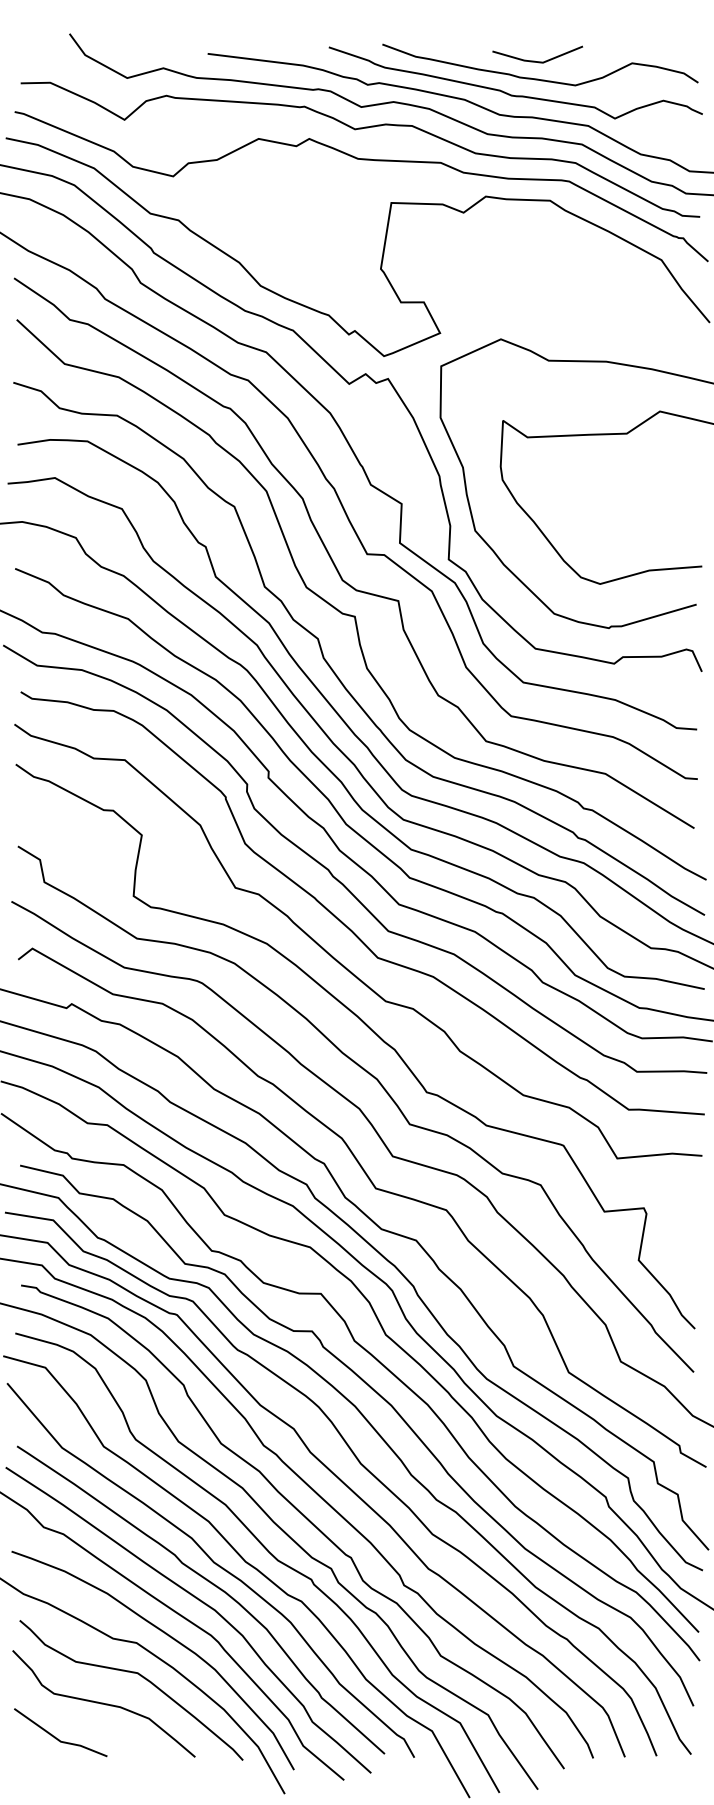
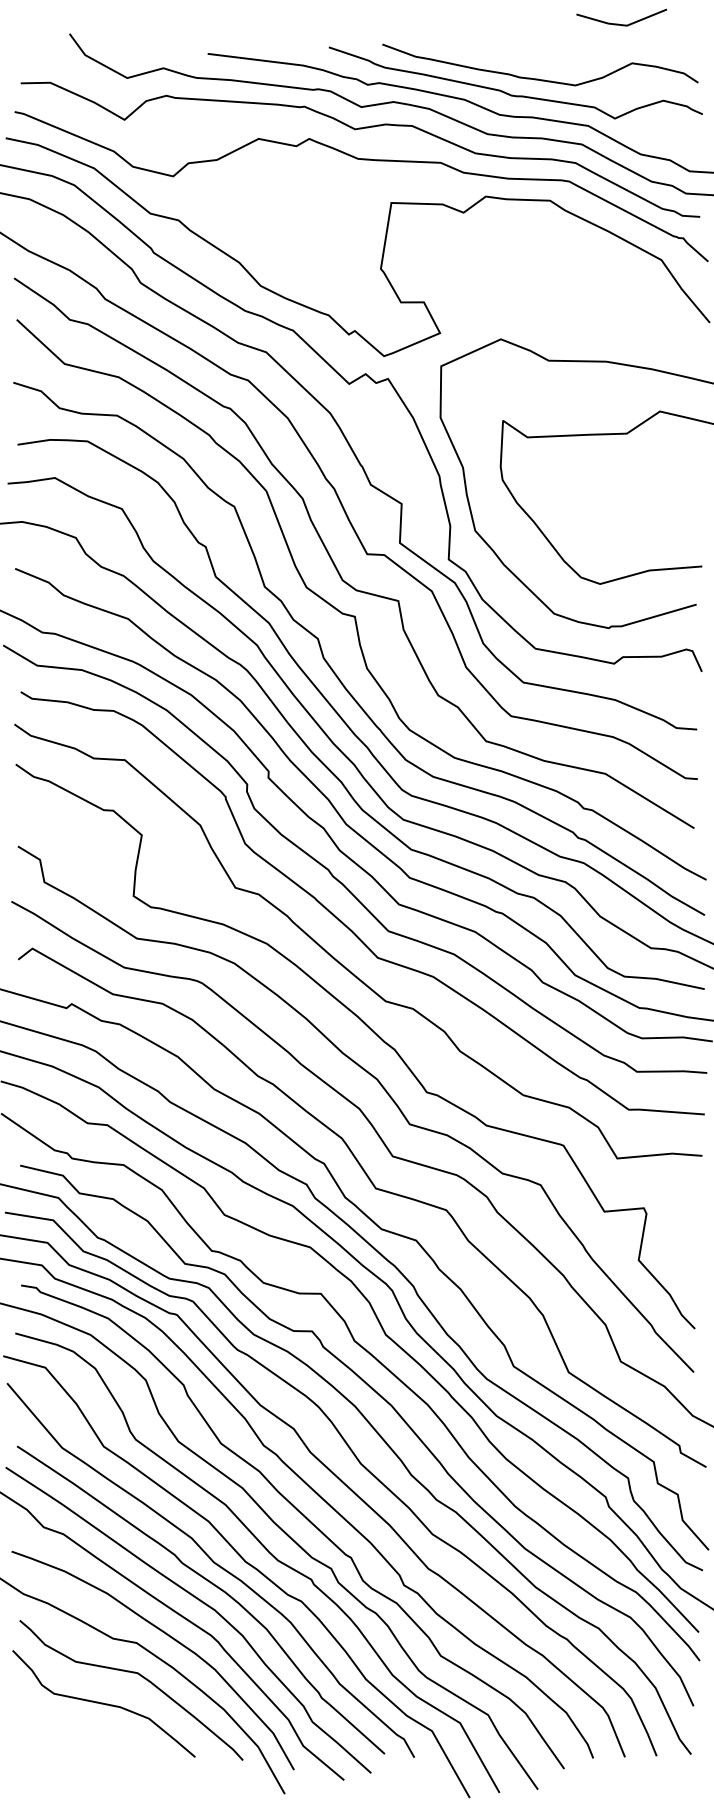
line position: (534, 60) -> (618, 23) (618, 23)
line: present -> none (58, 1738)
